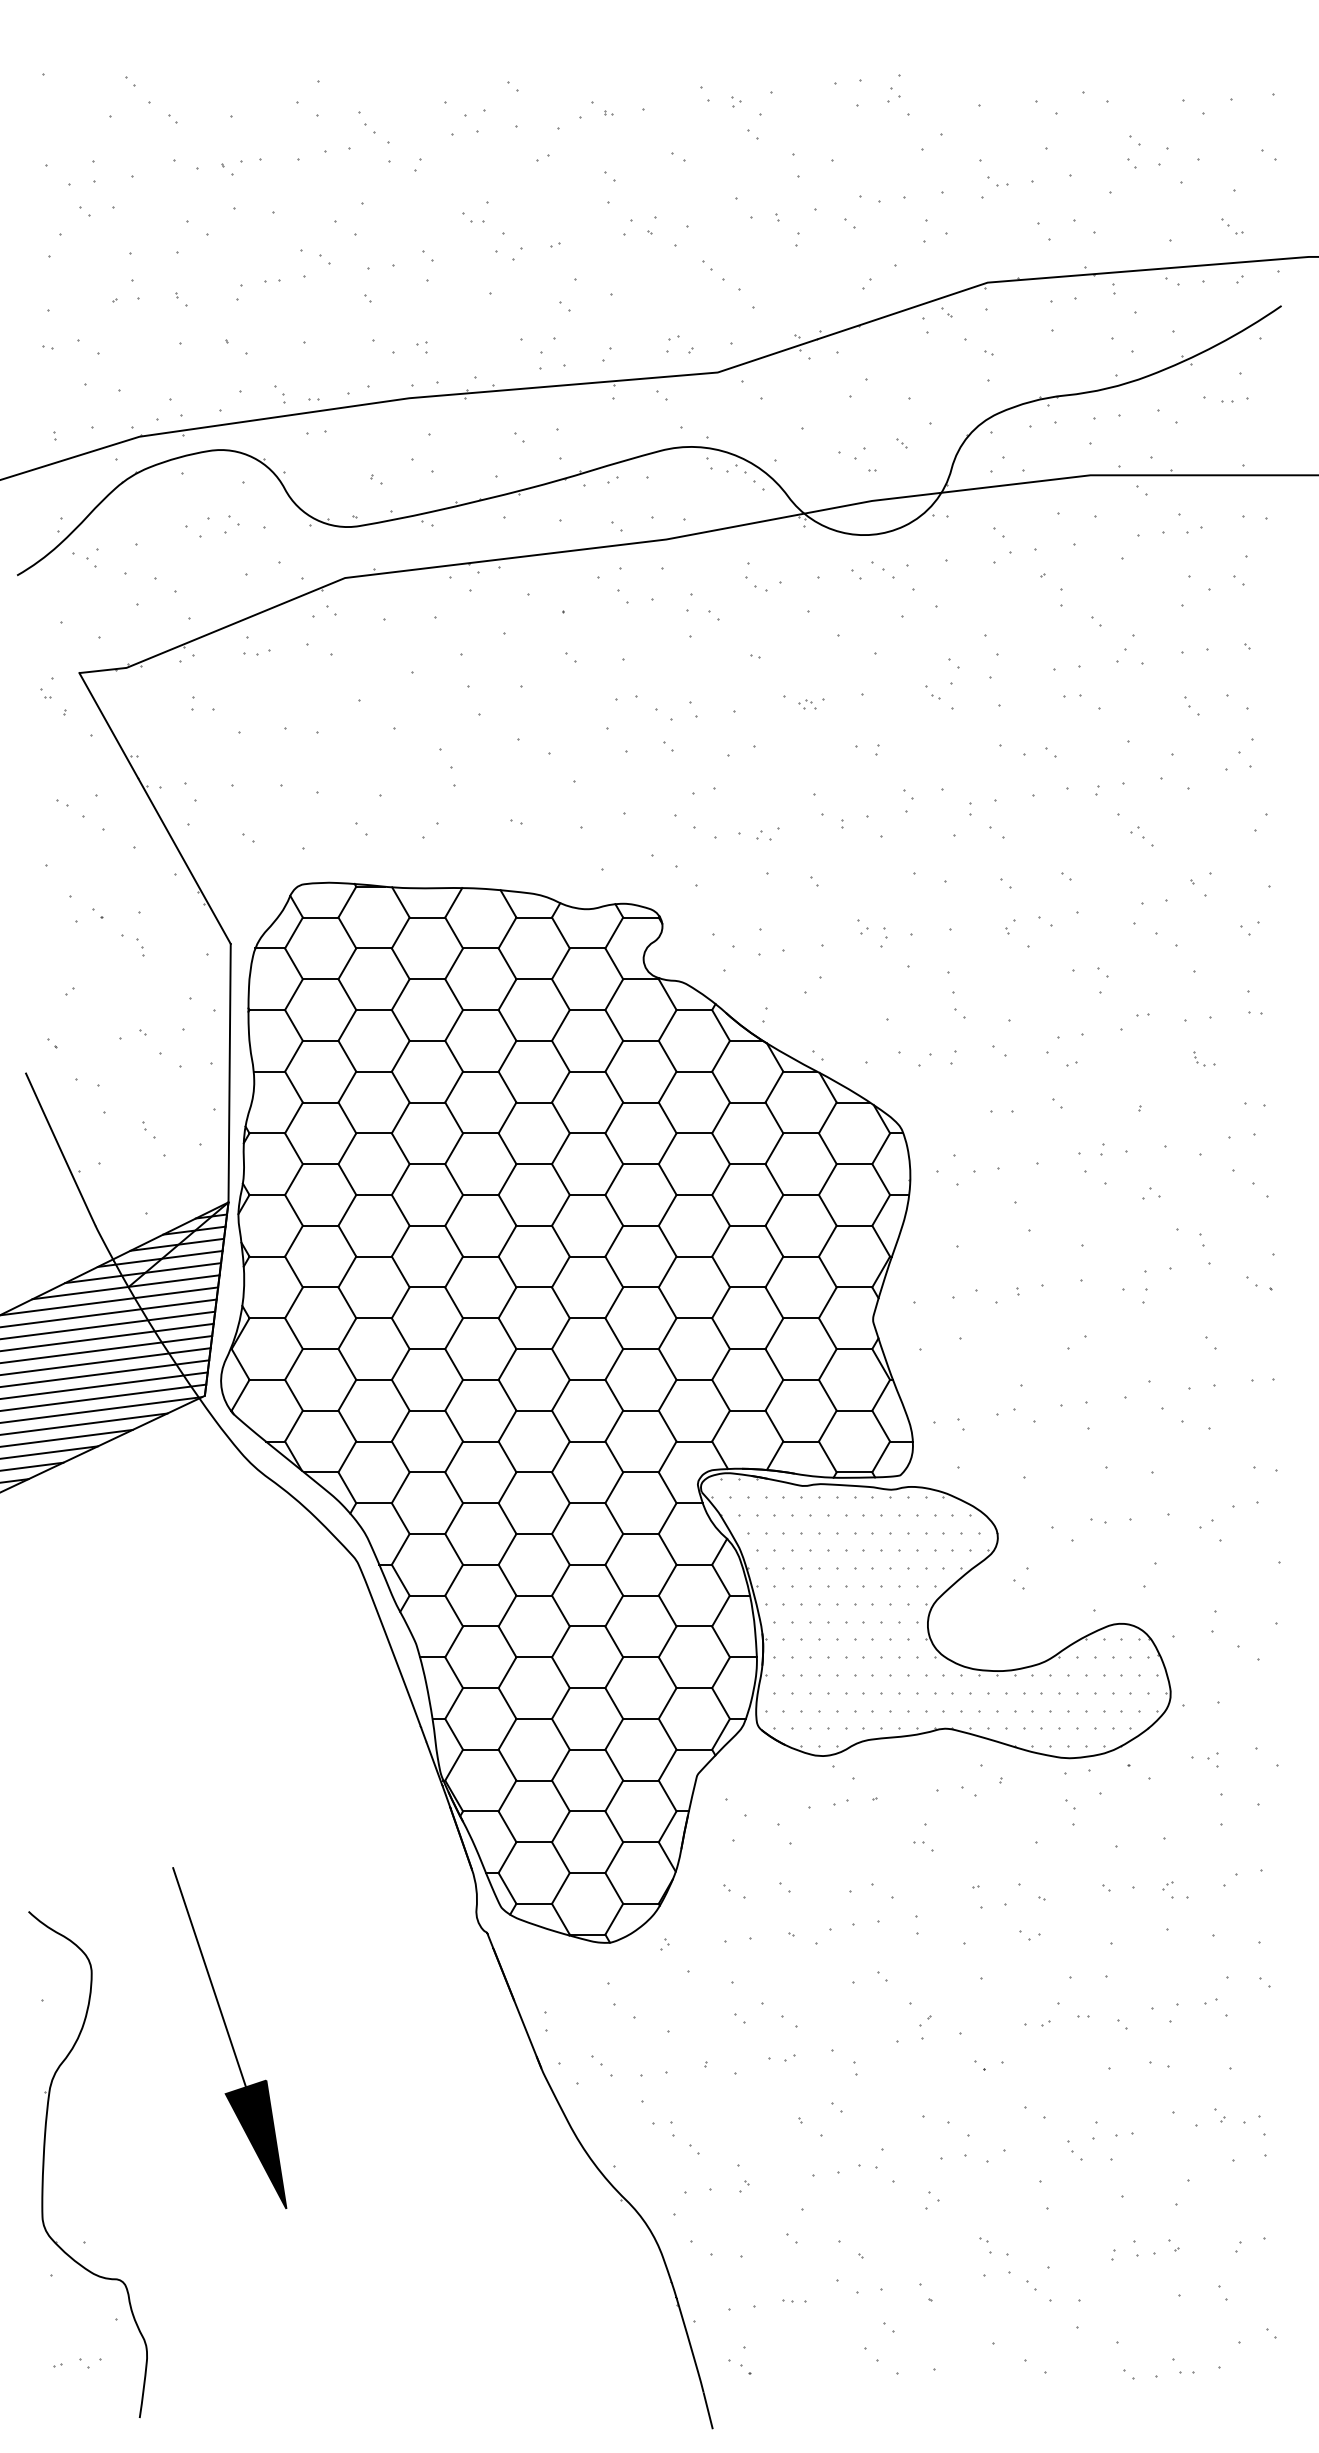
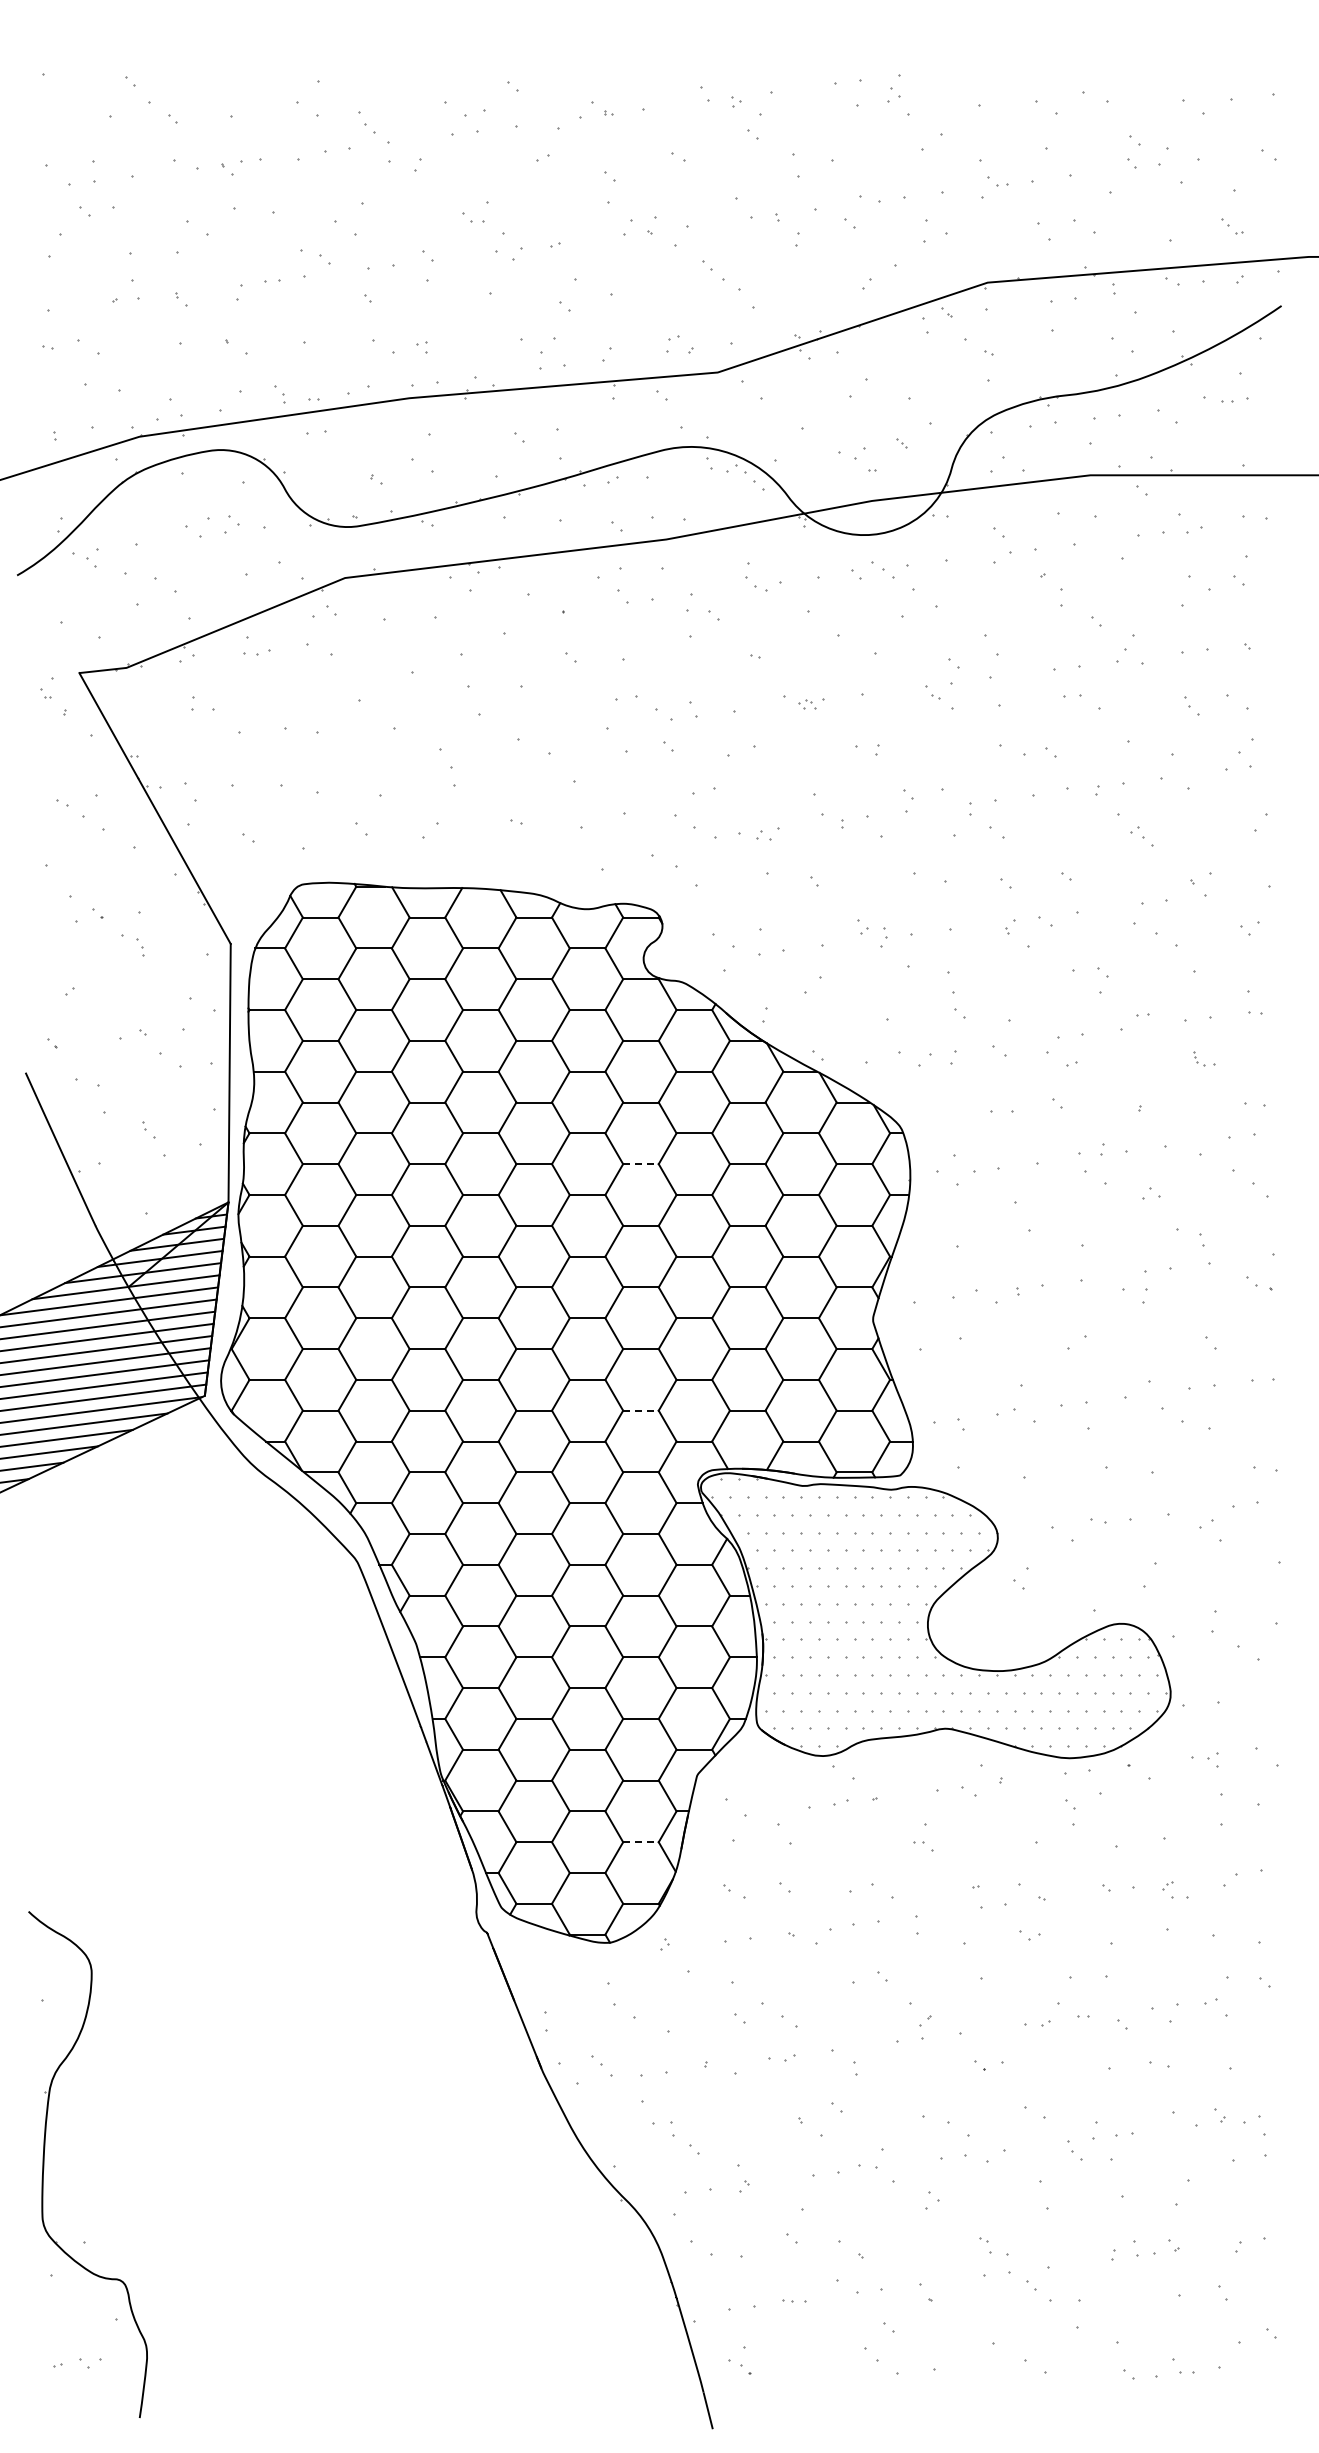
line: solid -> dashed (640, 1164)
line: solid -> dashed (640, 1410)
line: solid -> dashed (640, 1842)
part: present -> none (229, 2038)
